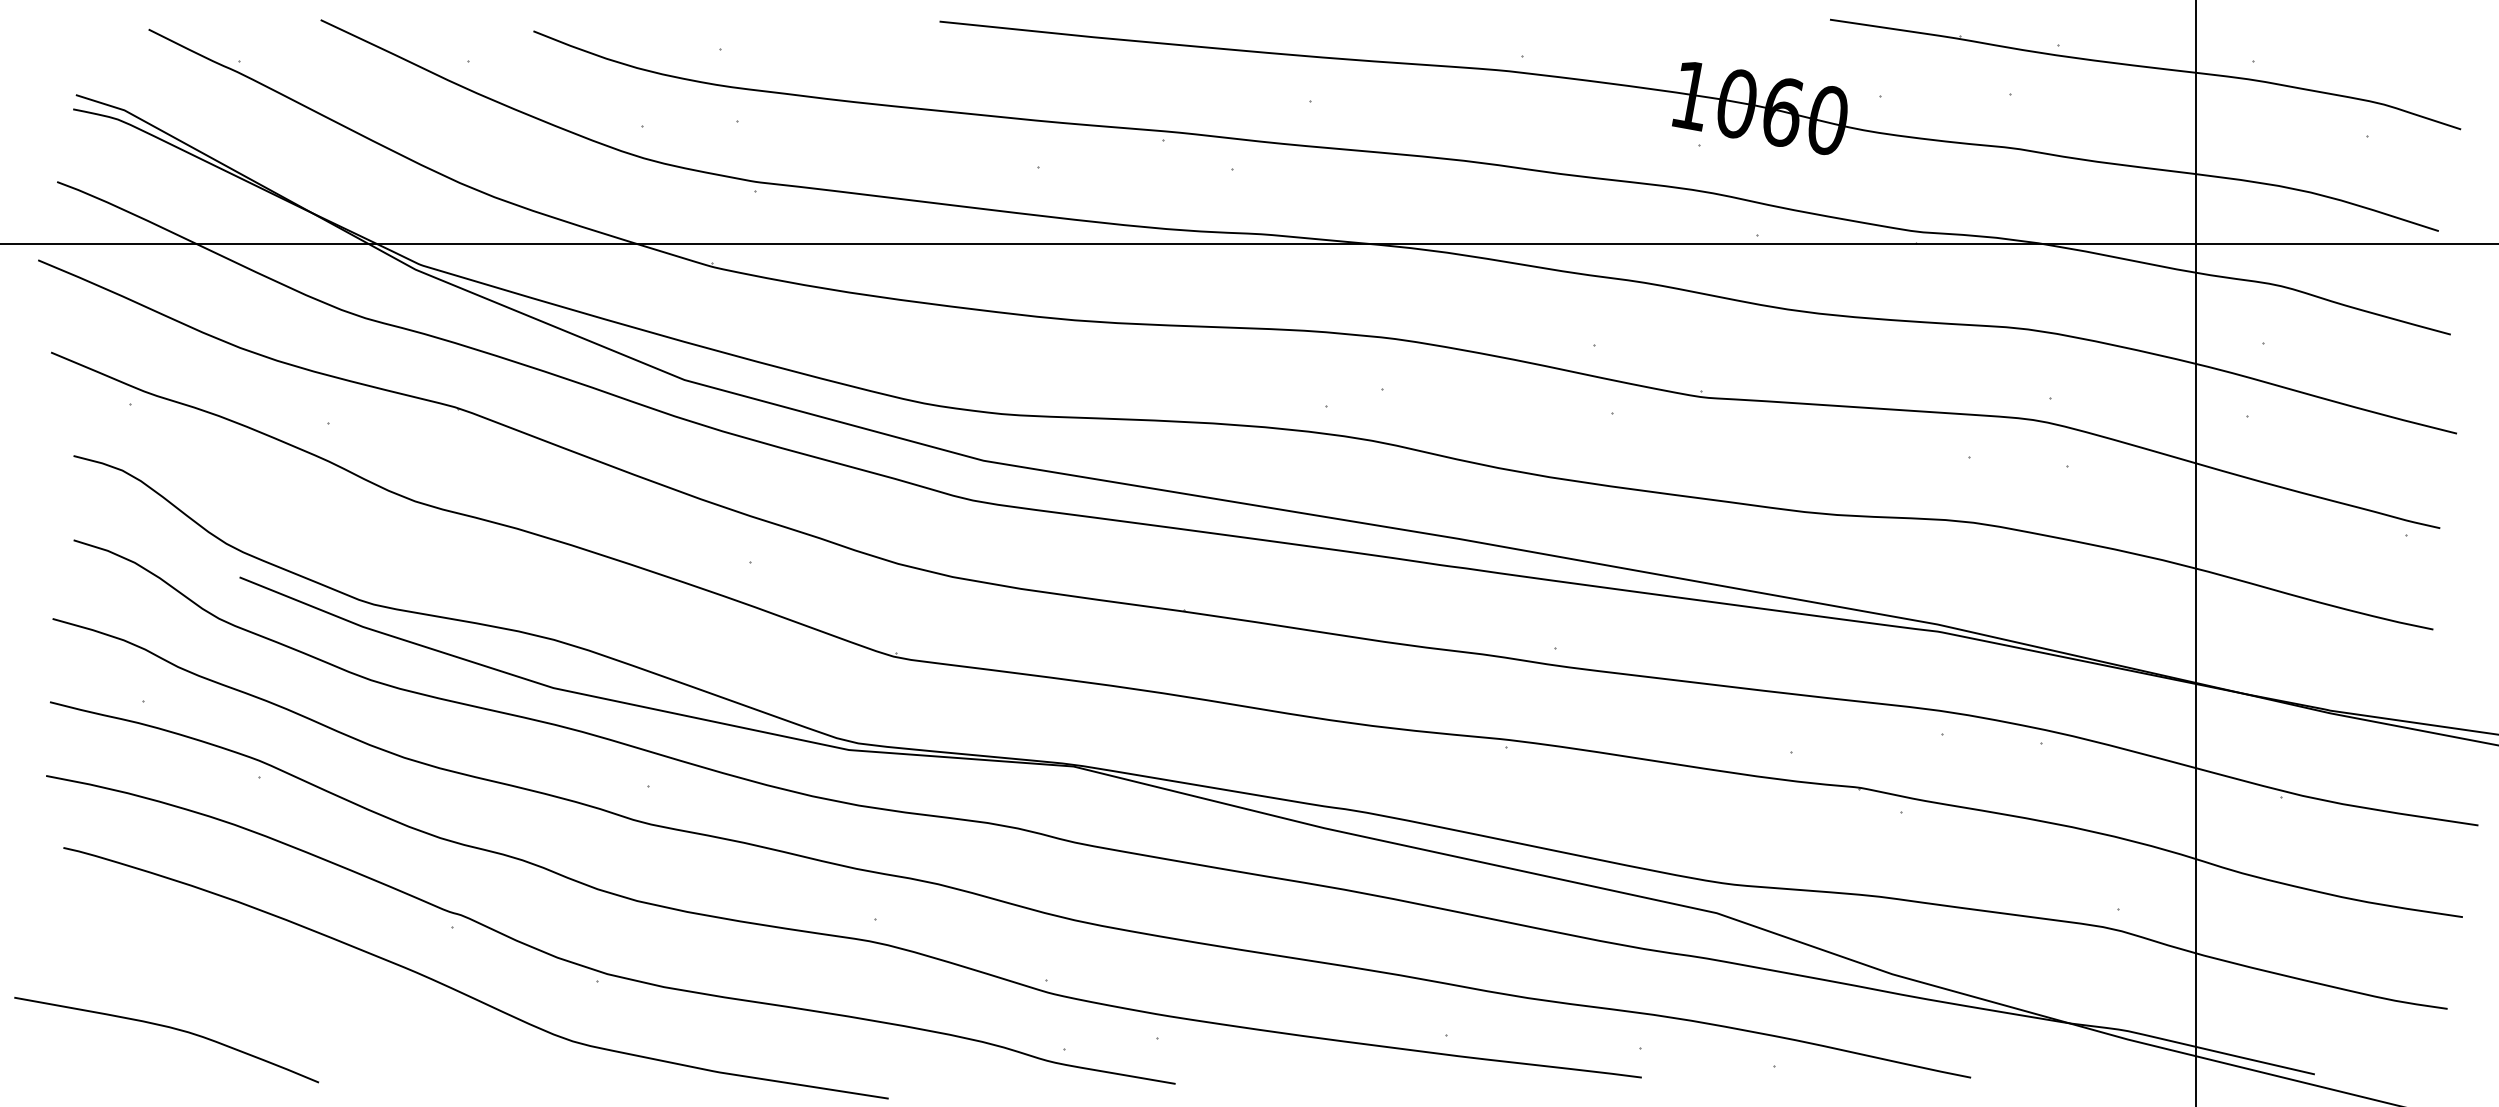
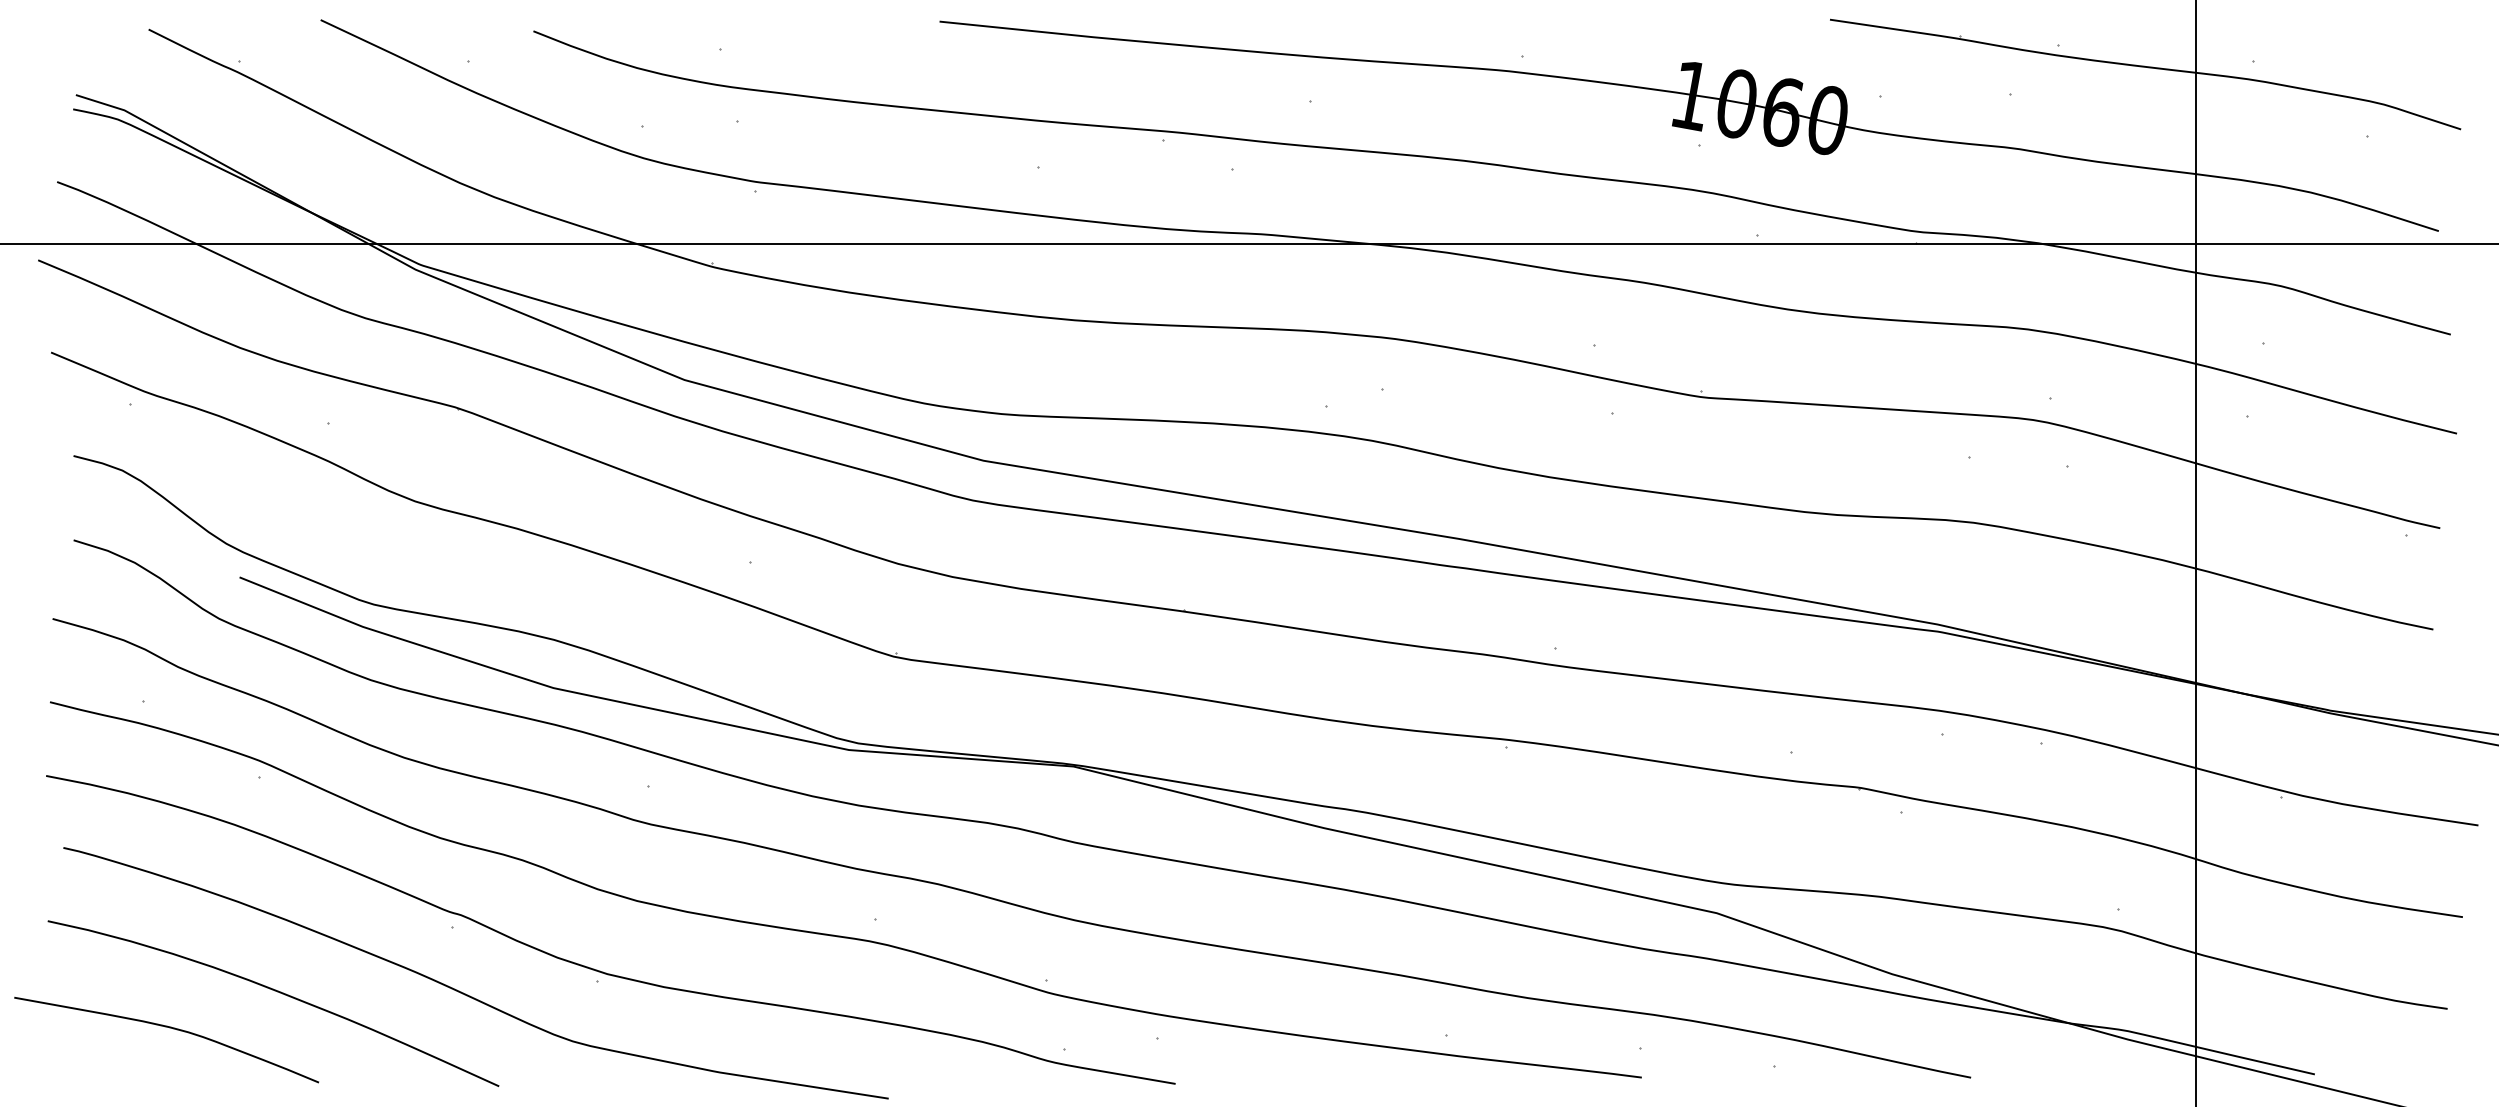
curve: none -> present (279, 993)
